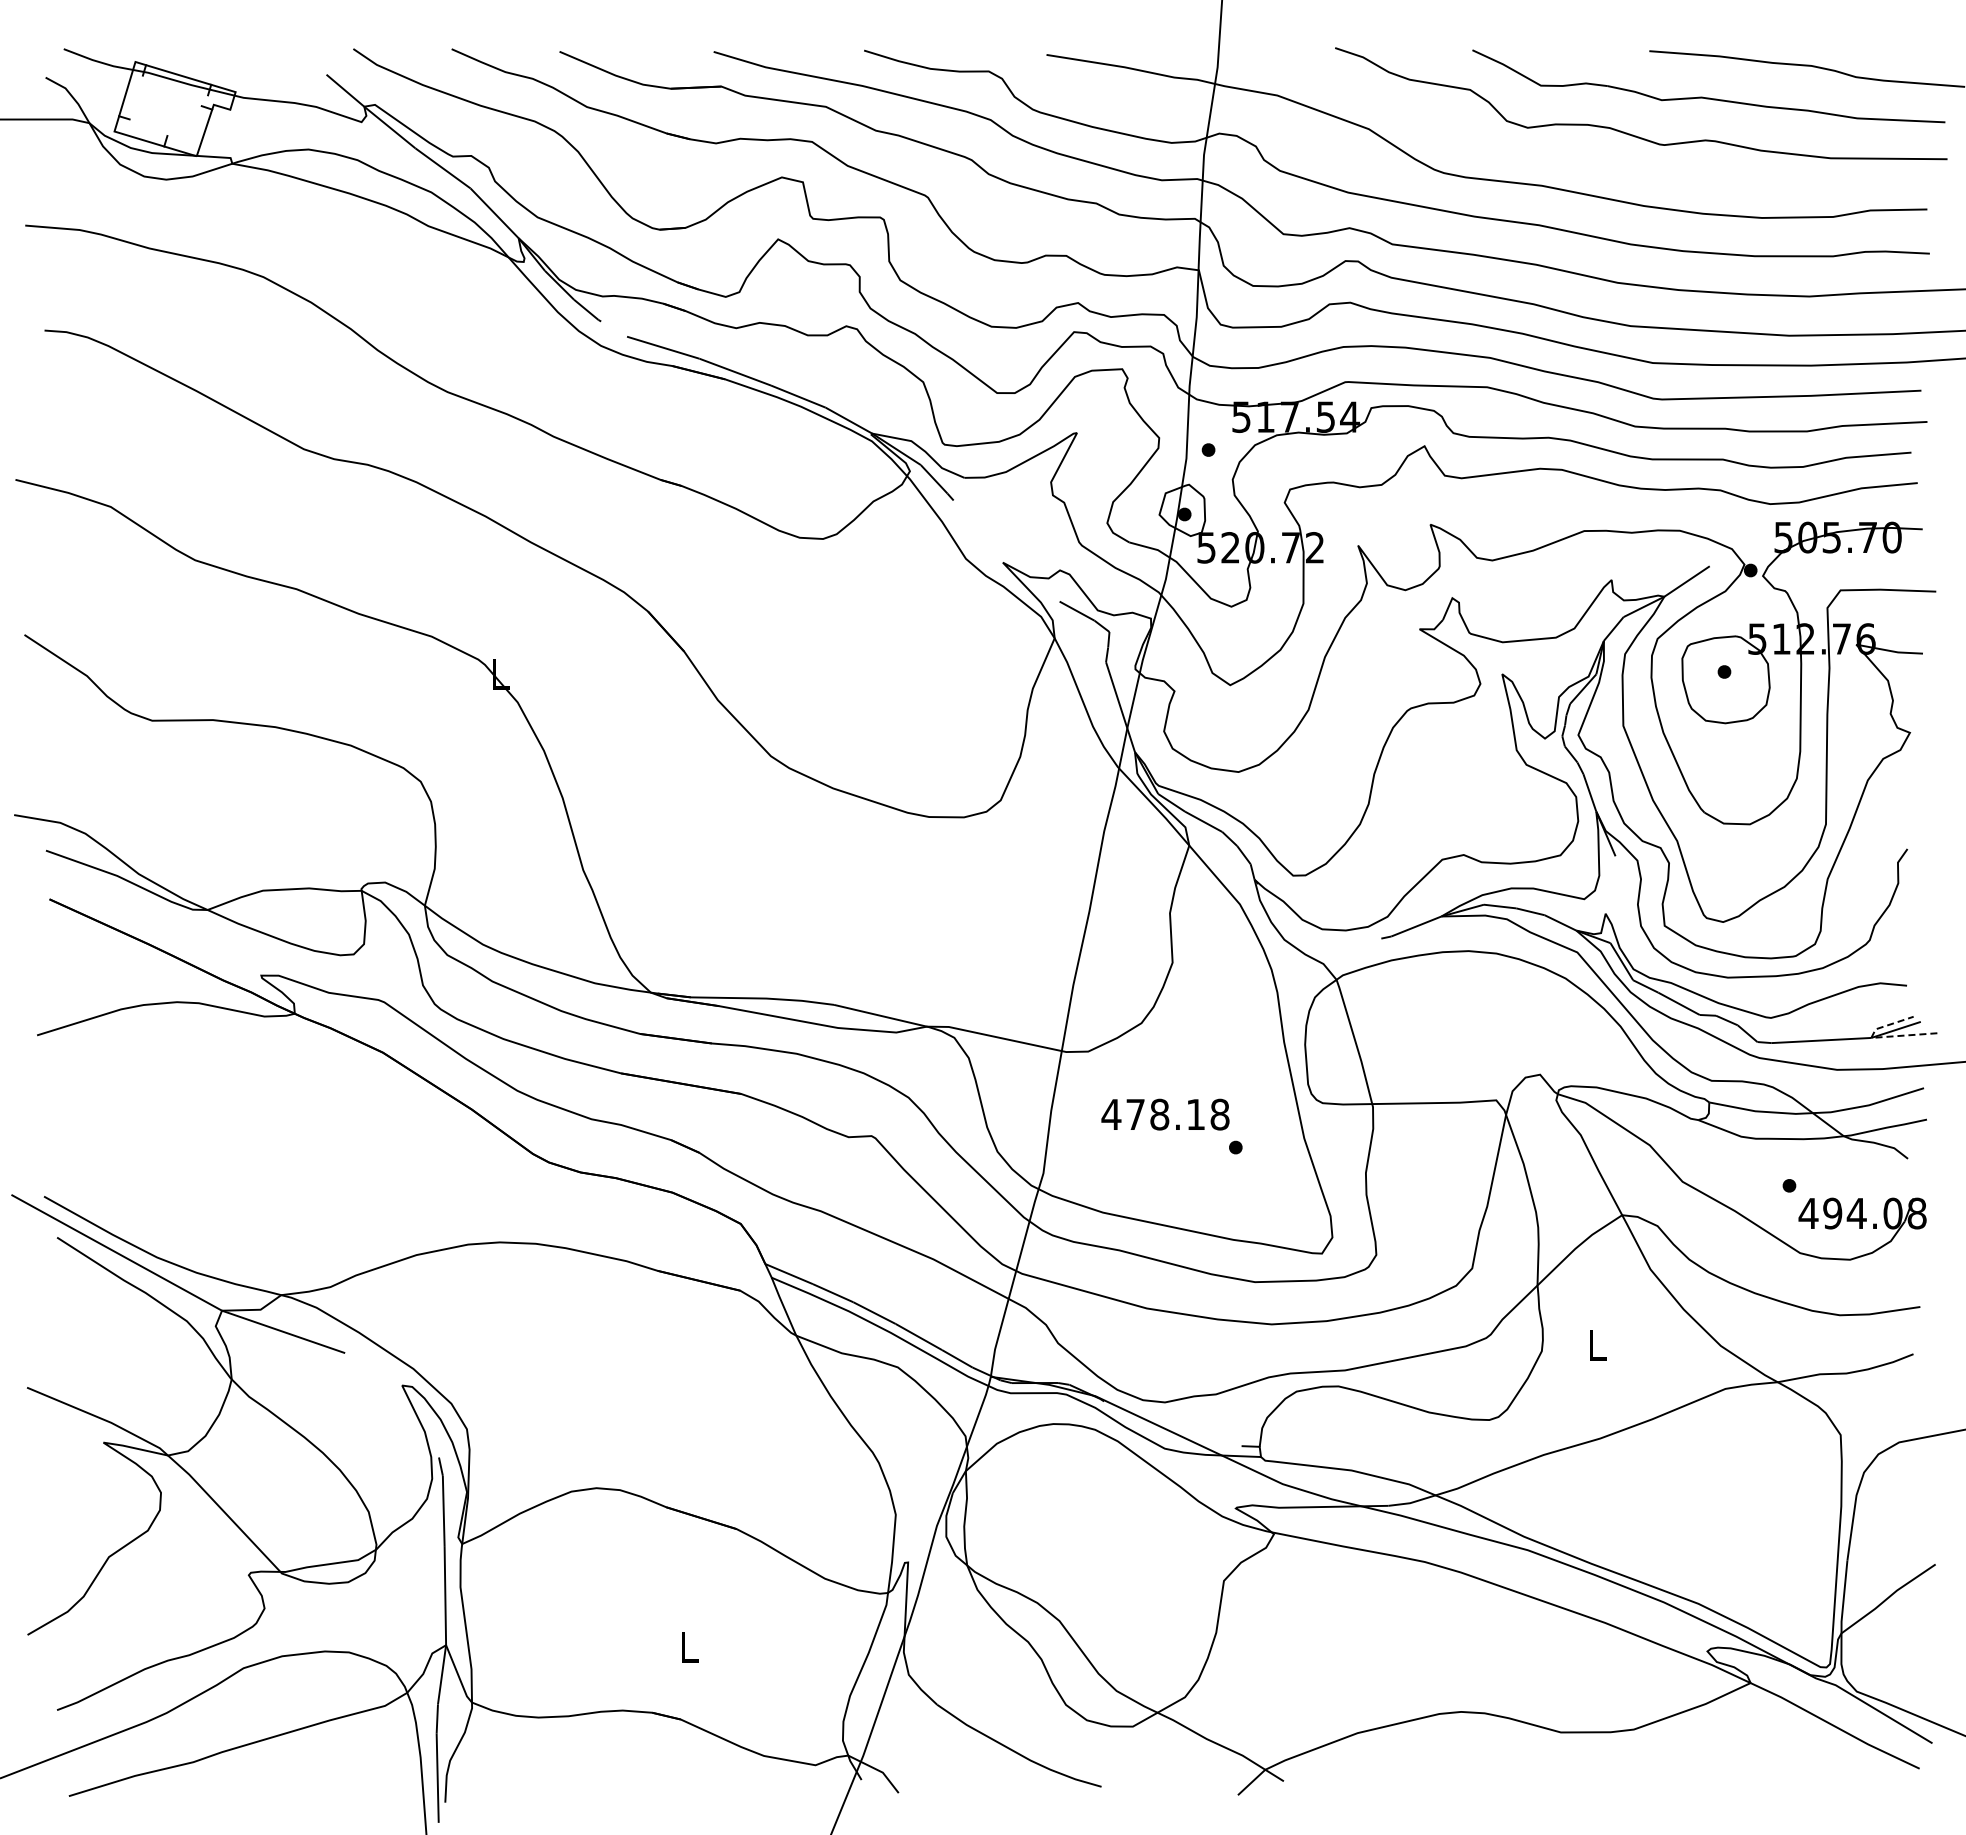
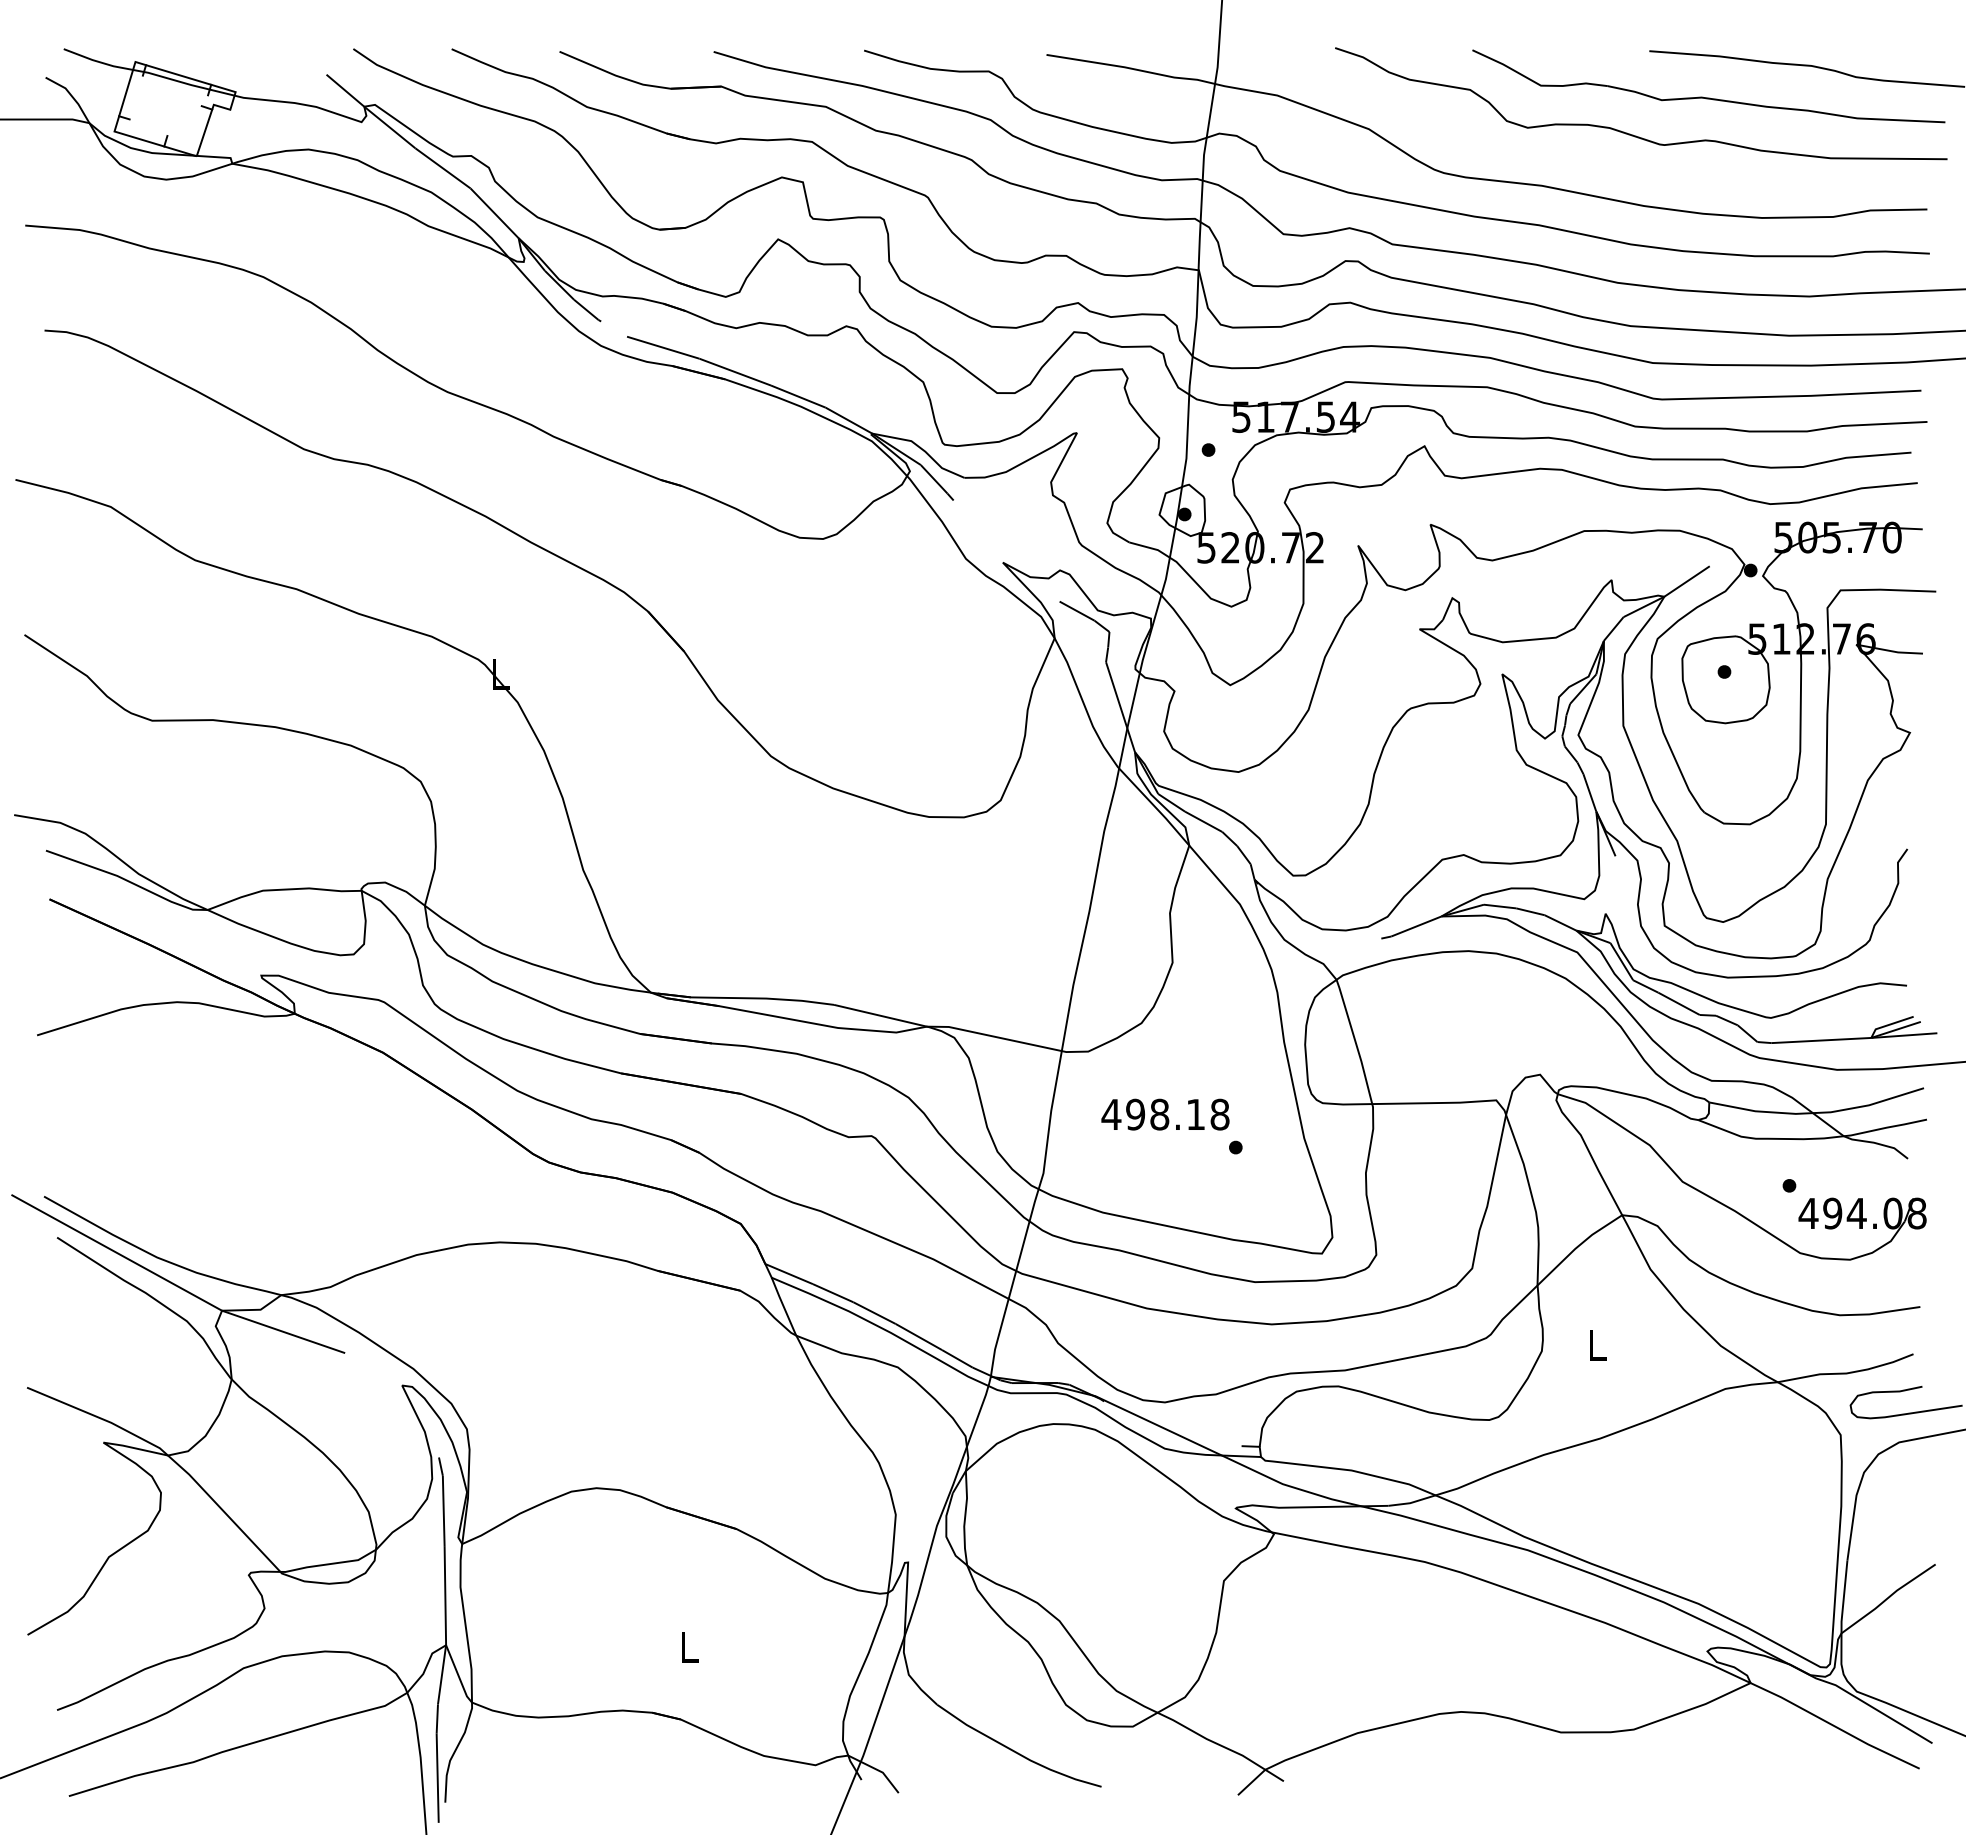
line: dashed -> solid (1878, 1037)
text: 478.18 -> 498.18 (1135, 1114)
curve: none -> present (1908, 1412)
